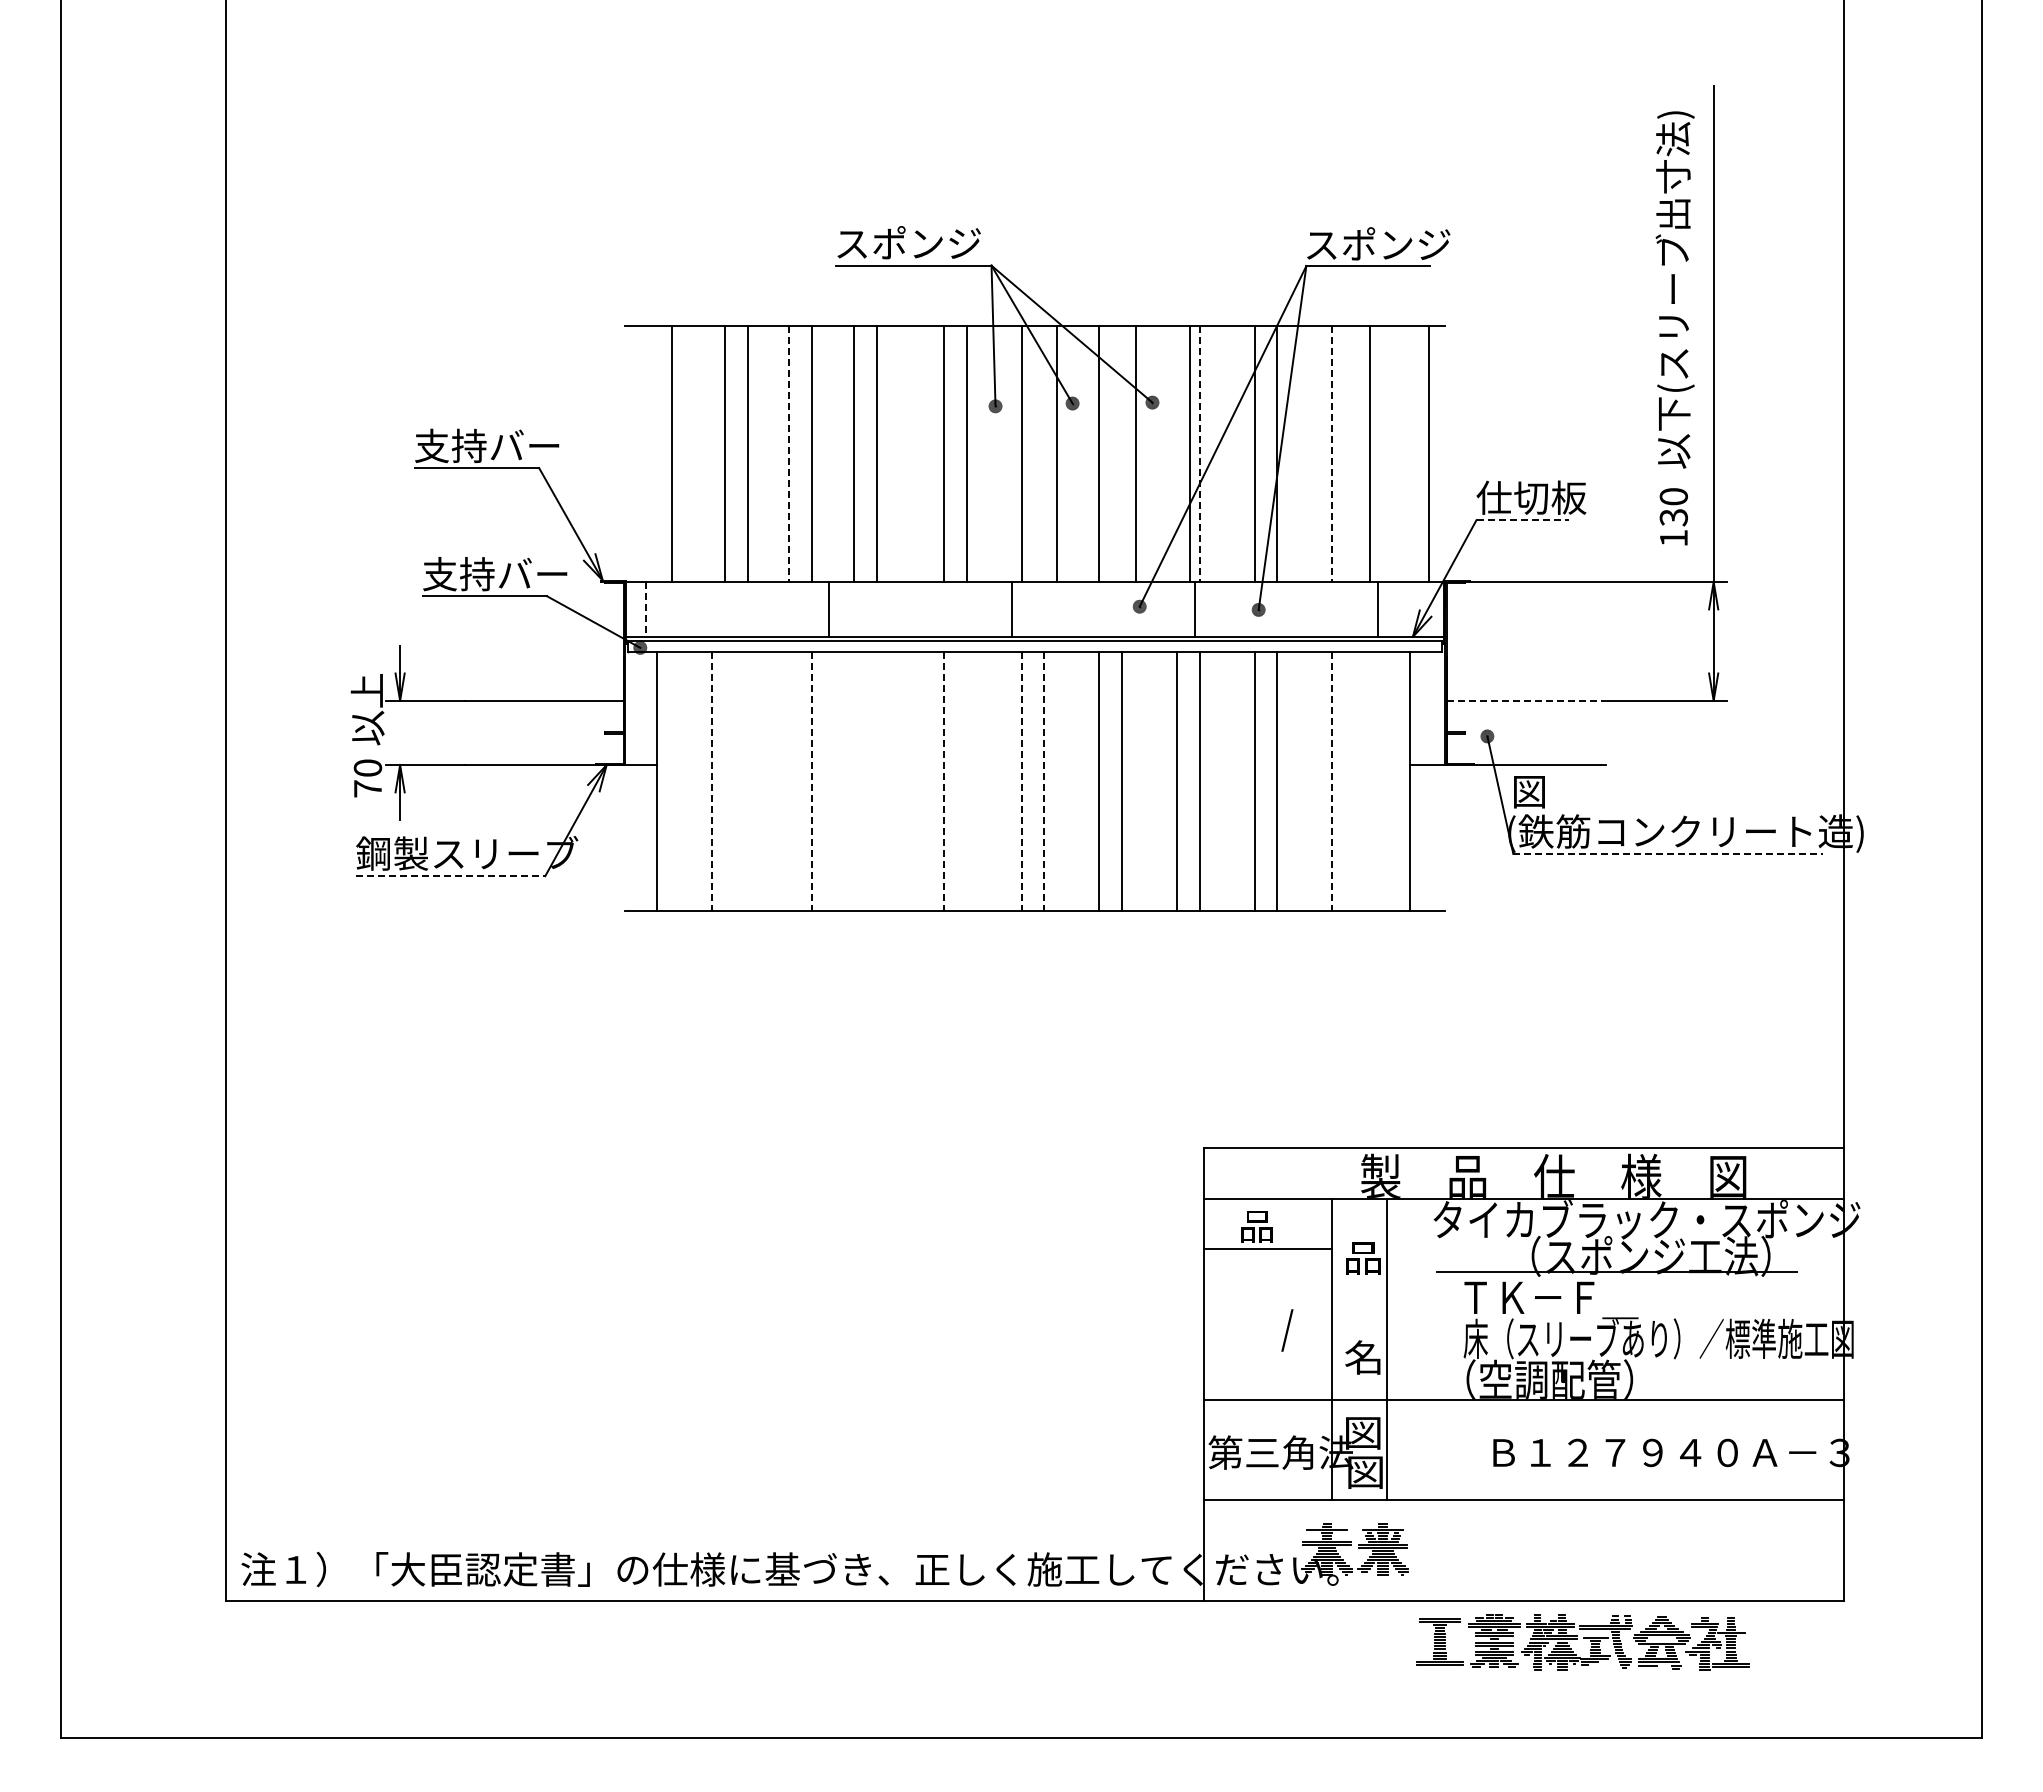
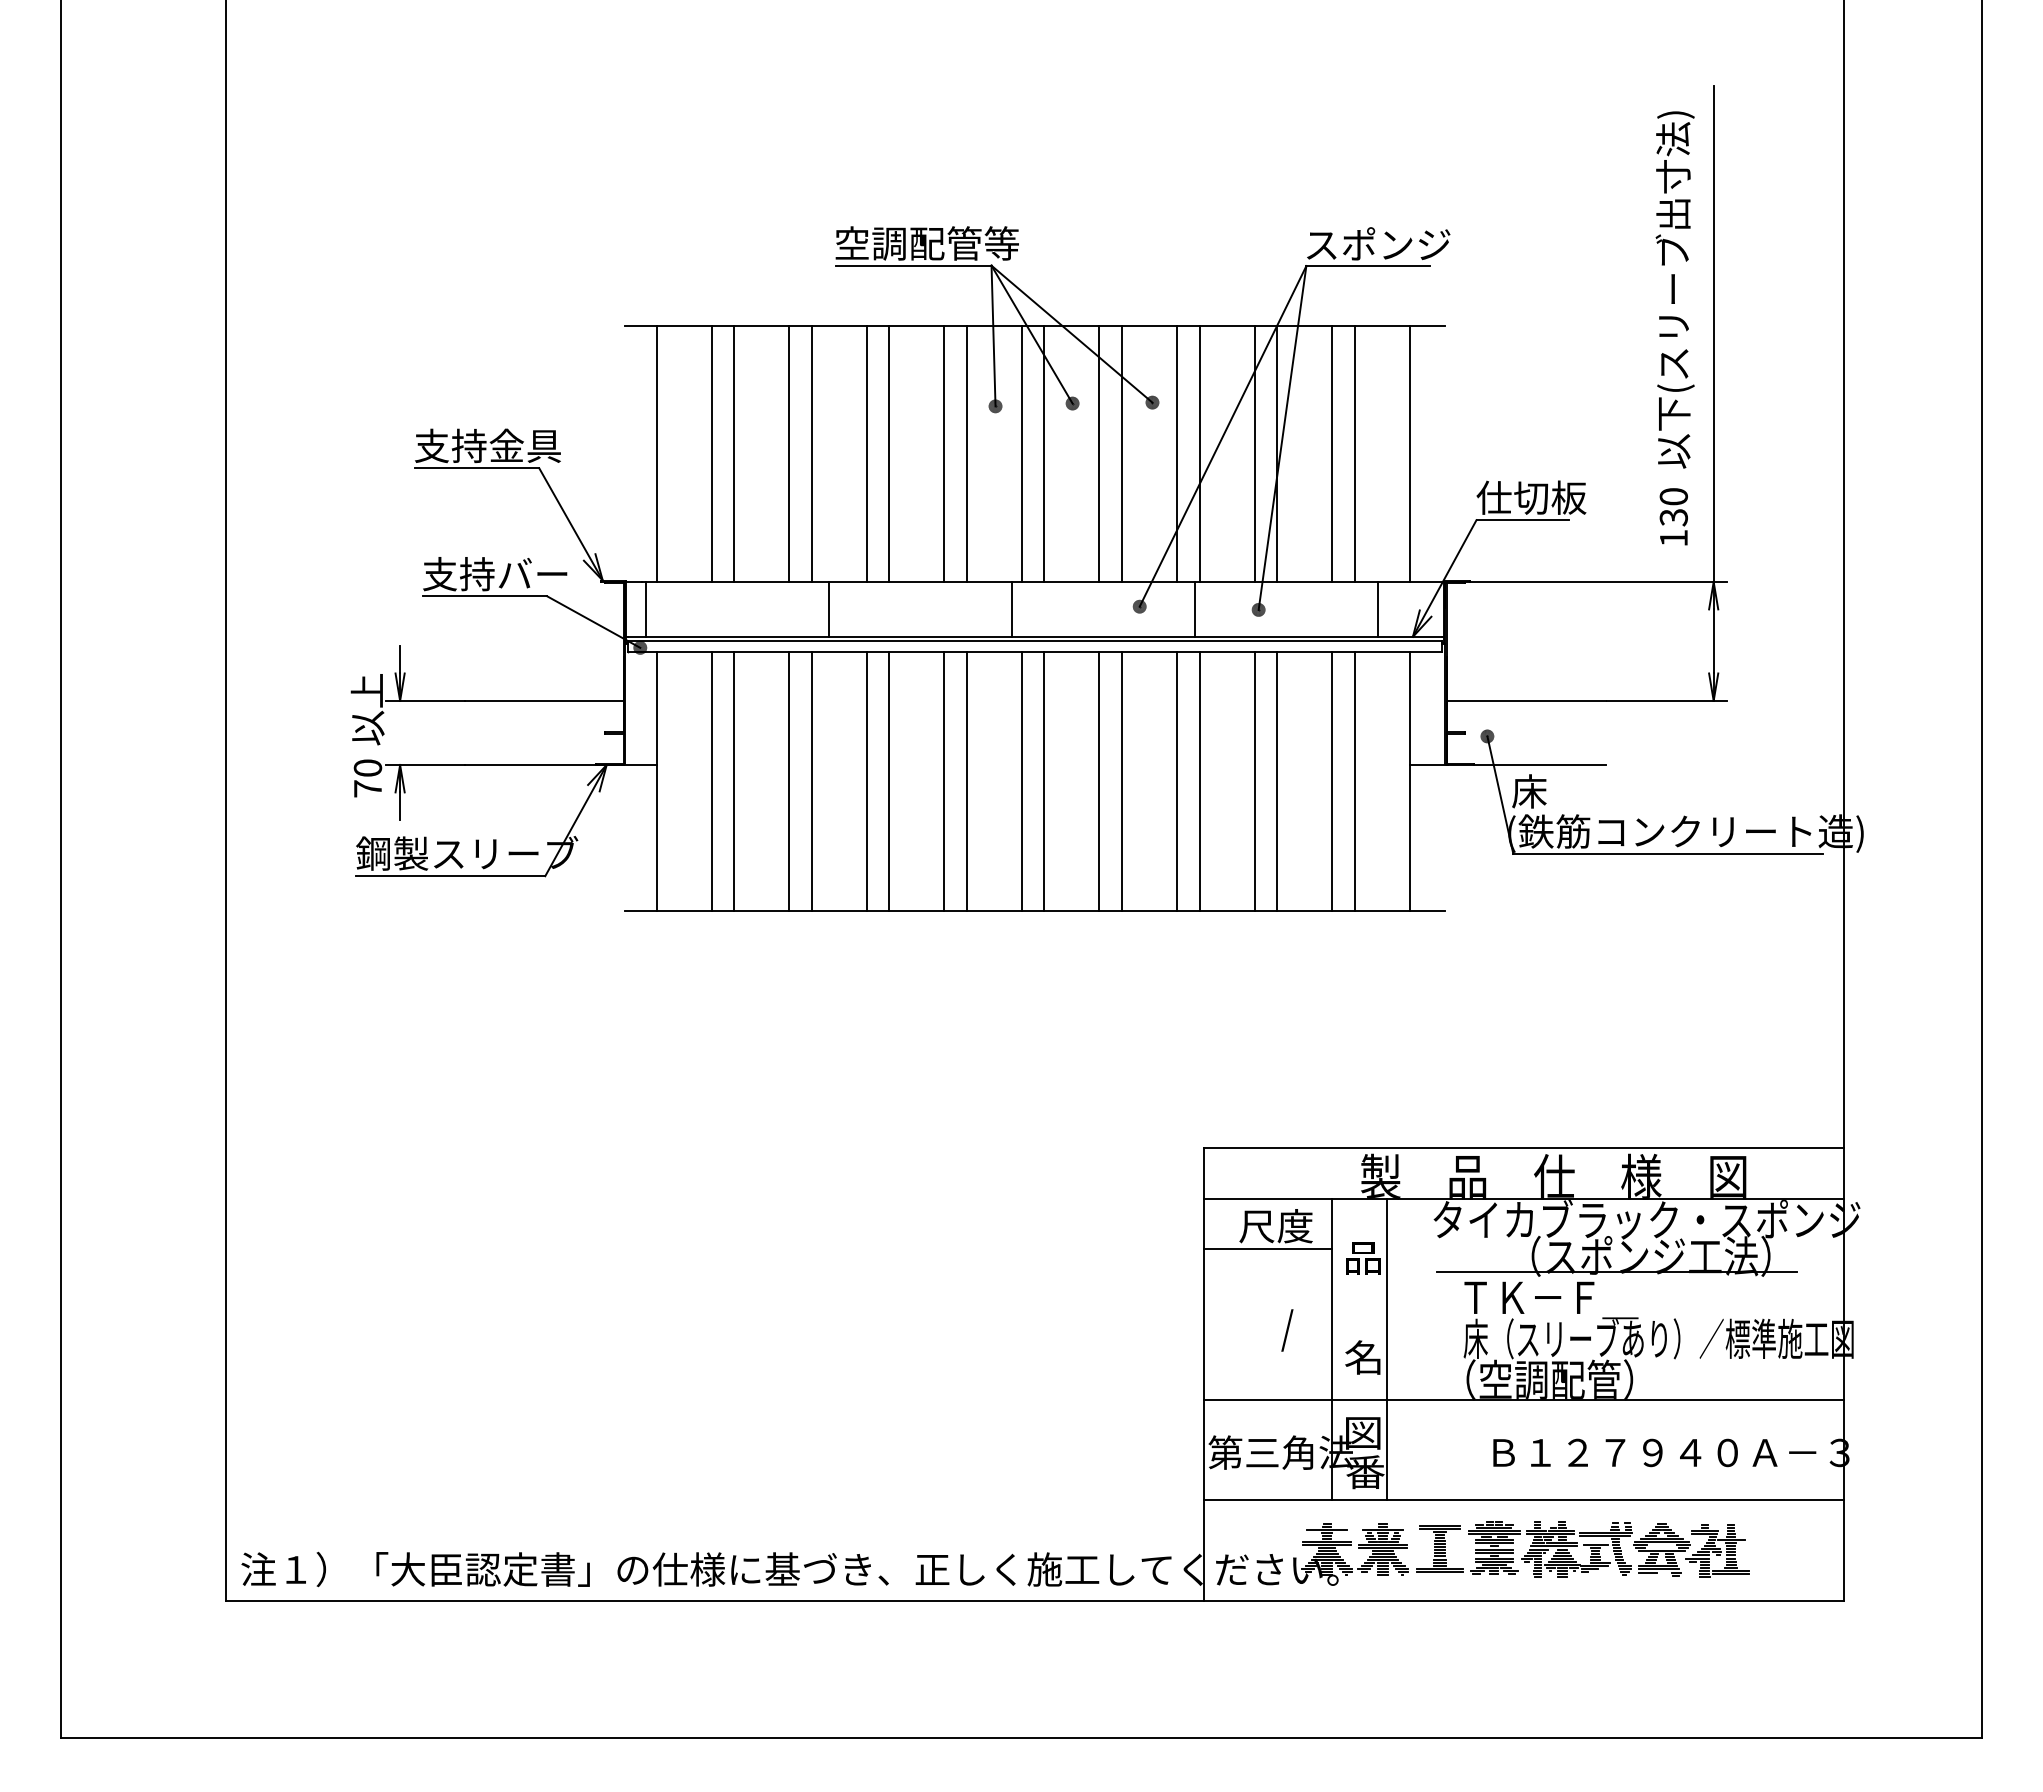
text: スポンジ -> 空調配管等 (926, 243)
text: 支持バー -> 支持金具 (524, 445)
line position: (671, 453) -> (656, 453) (656, 453)
line position: (724, 453) -> (711, 453) (711, 453)
line position: (748, 453) -> (734, 453) (734, 453)
line position: (853, 453) -> (866, 453) (866, 453)
line position: (877, 453) -> (889, 453) (889, 453)
line position: (1057, 453) -> (1044, 453) (1044, 453)
line position: (1136, 453) -> (1122, 453) (1122, 453)
line position: (1189, 453) -> (1176, 453) (1176, 453)
line position: (1369, 453) -> (1354, 453) (1354, 453)
line position: (1428, 453) -> (1409, 453) (1409, 453)
line: dashed -> solid (789, 454)
line: dashed -> solid (1199, 454)
line: dashed -> solid (1332, 454)
line: dashed -> solid (1523, 520)
line: dashed -> solid (646, 609)
line: dashed -> solid (1526, 700)
line: none -> present (734, 781)
line: none -> present (789, 781)
line: none -> present (866, 781)
line: none -> present (889, 781)
line: none -> present (966, 781)
line: none -> present (1354, 781)
line: dashed -> solid (711, 782)
line: dashed -> solid (811, 782)
line: dashed -> solid (944, 782)
line: dashed -> solid (1021, 782)
line: dashed -> solid (1044, 782)
line: dashed -> solid (1332, 782)
text: 図 -> 床 (1529, 791)
line: dashed -> solid (1668, 853)
line: dashed -> solid (450, 876)
text: 品 -> 尺度 (1275, 1226)
text: 図 -> 番 (1365, 1472)
part position: (1582, 1642) -> (1582, 1549) (1582, 1549)
